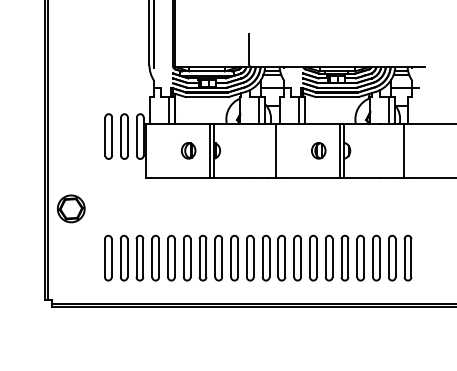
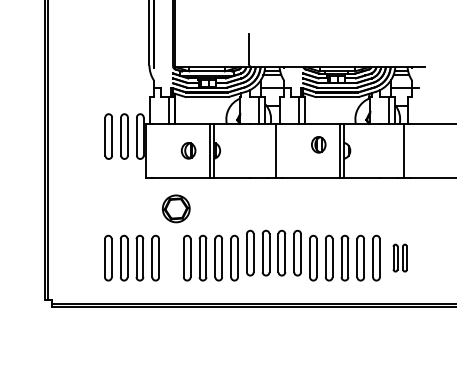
part position: (318, 150) -> (318, 144) (318, 144)
part position: (71, 208) -> (176, 208) (176, 208)
part: present -> none (171, 257)
part position: (273, 257) -> (273, 252) (273, 252)
part size: 25x48 px -> 16x30 px (399, 257)
